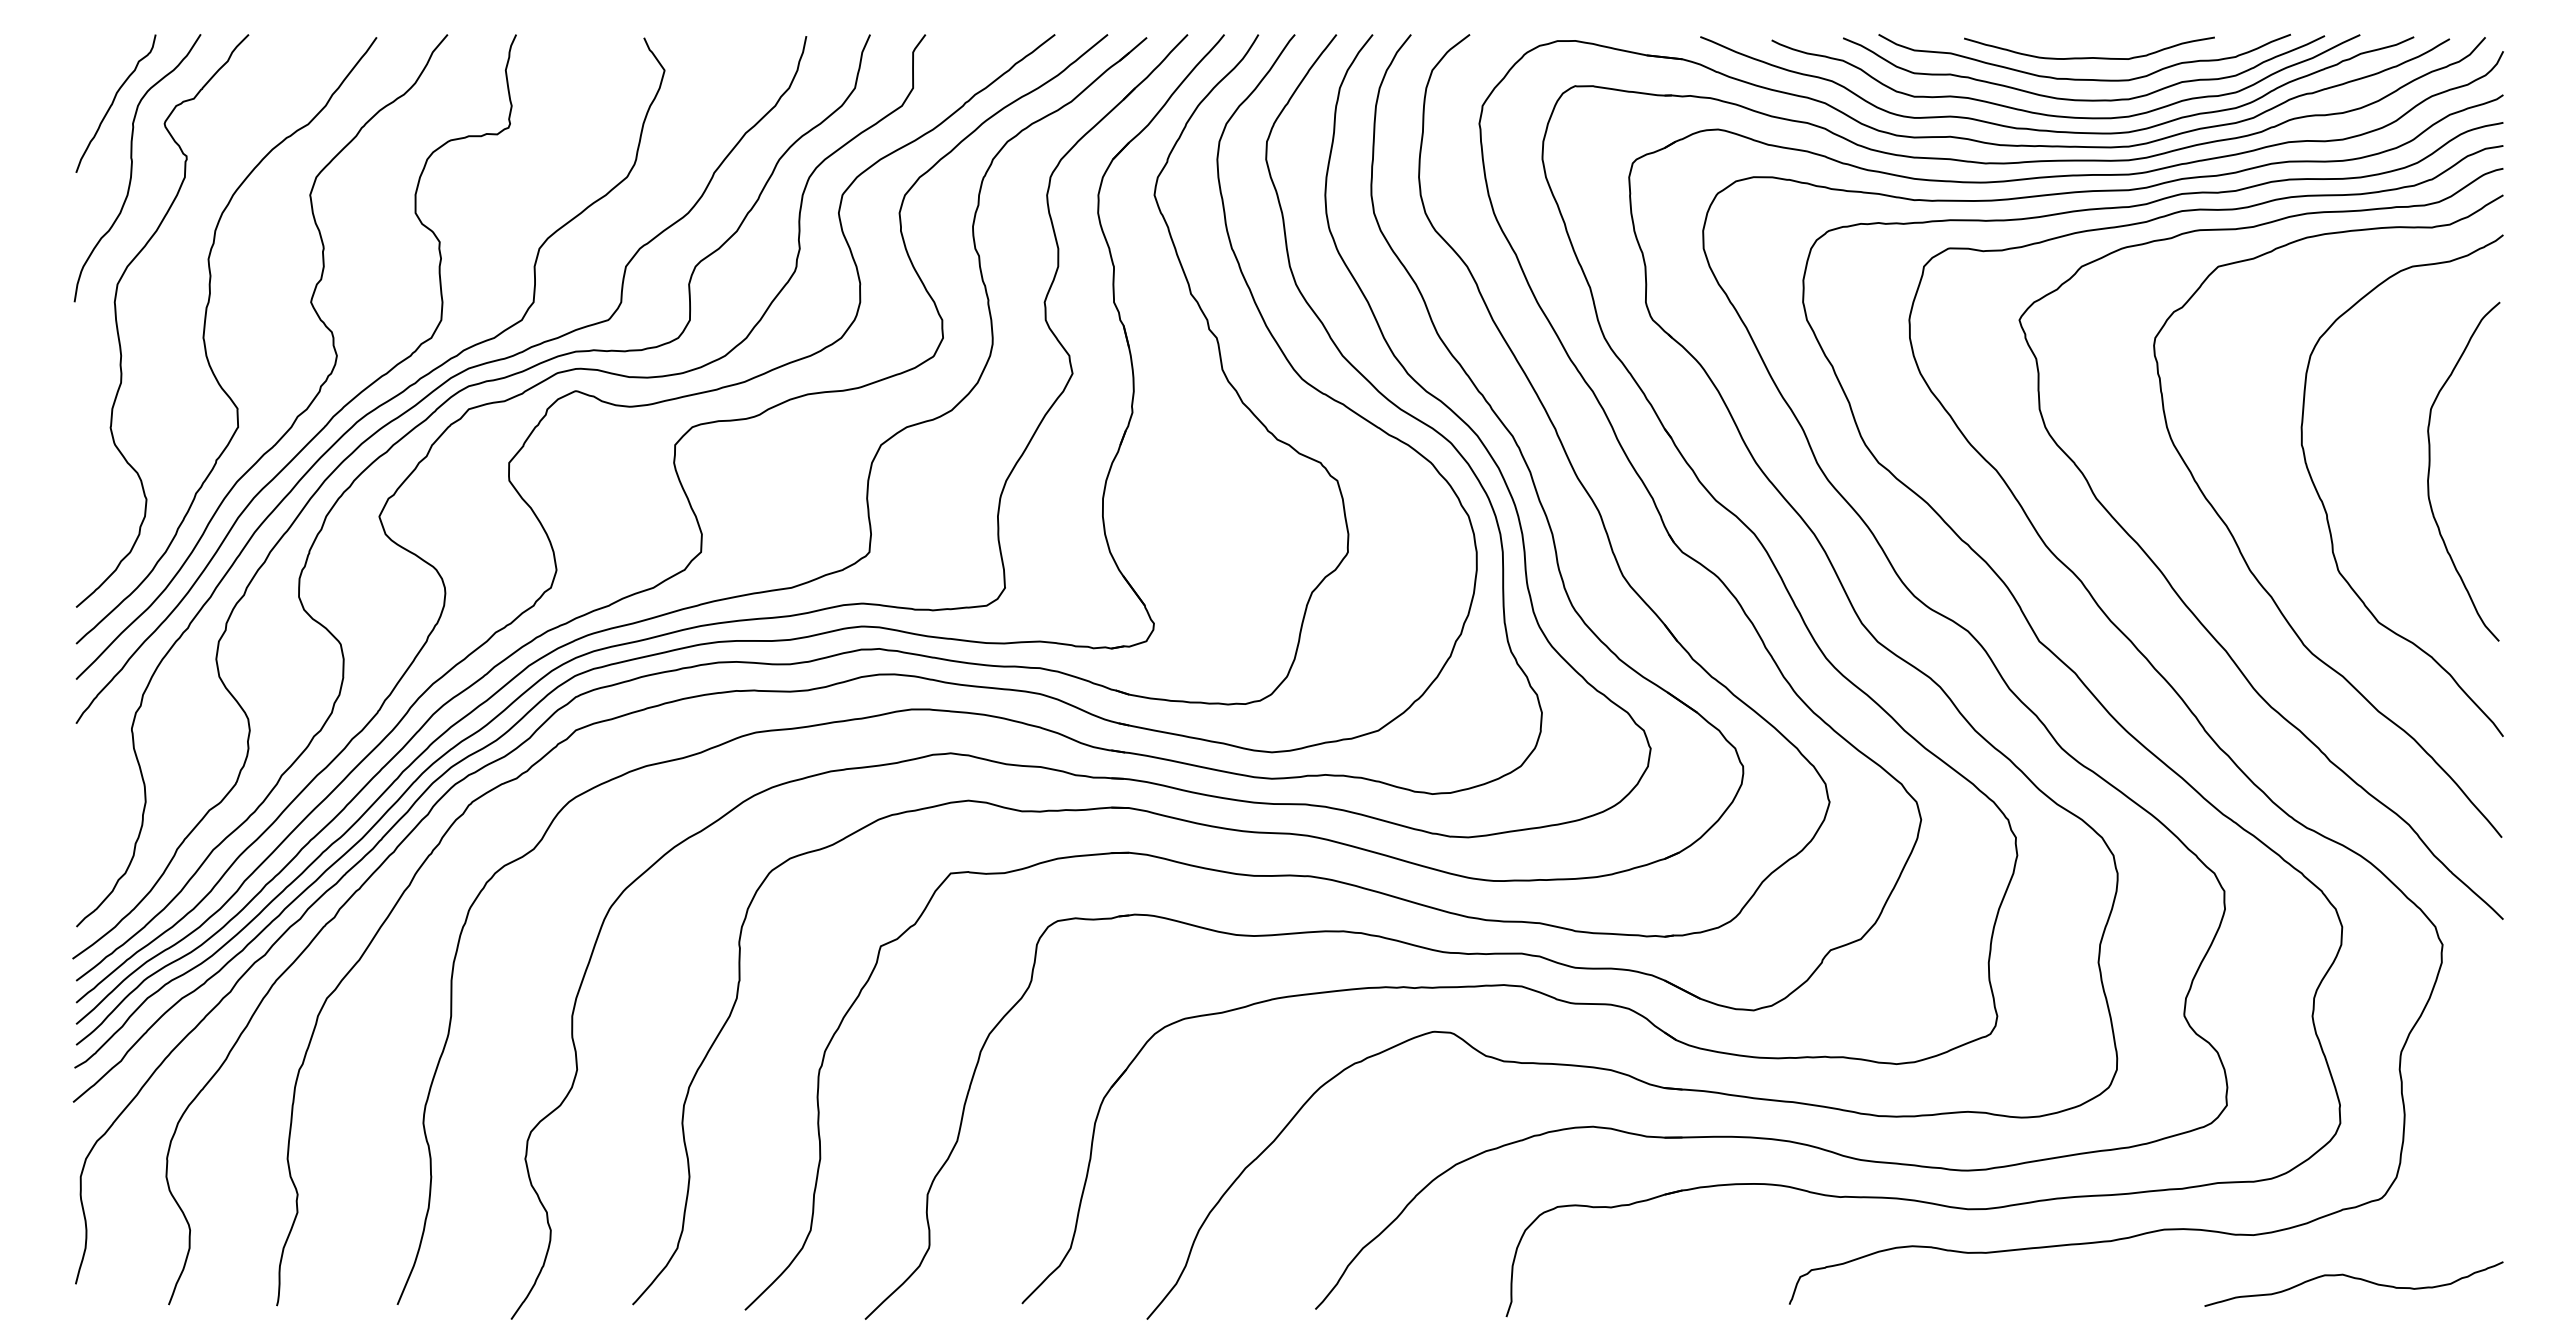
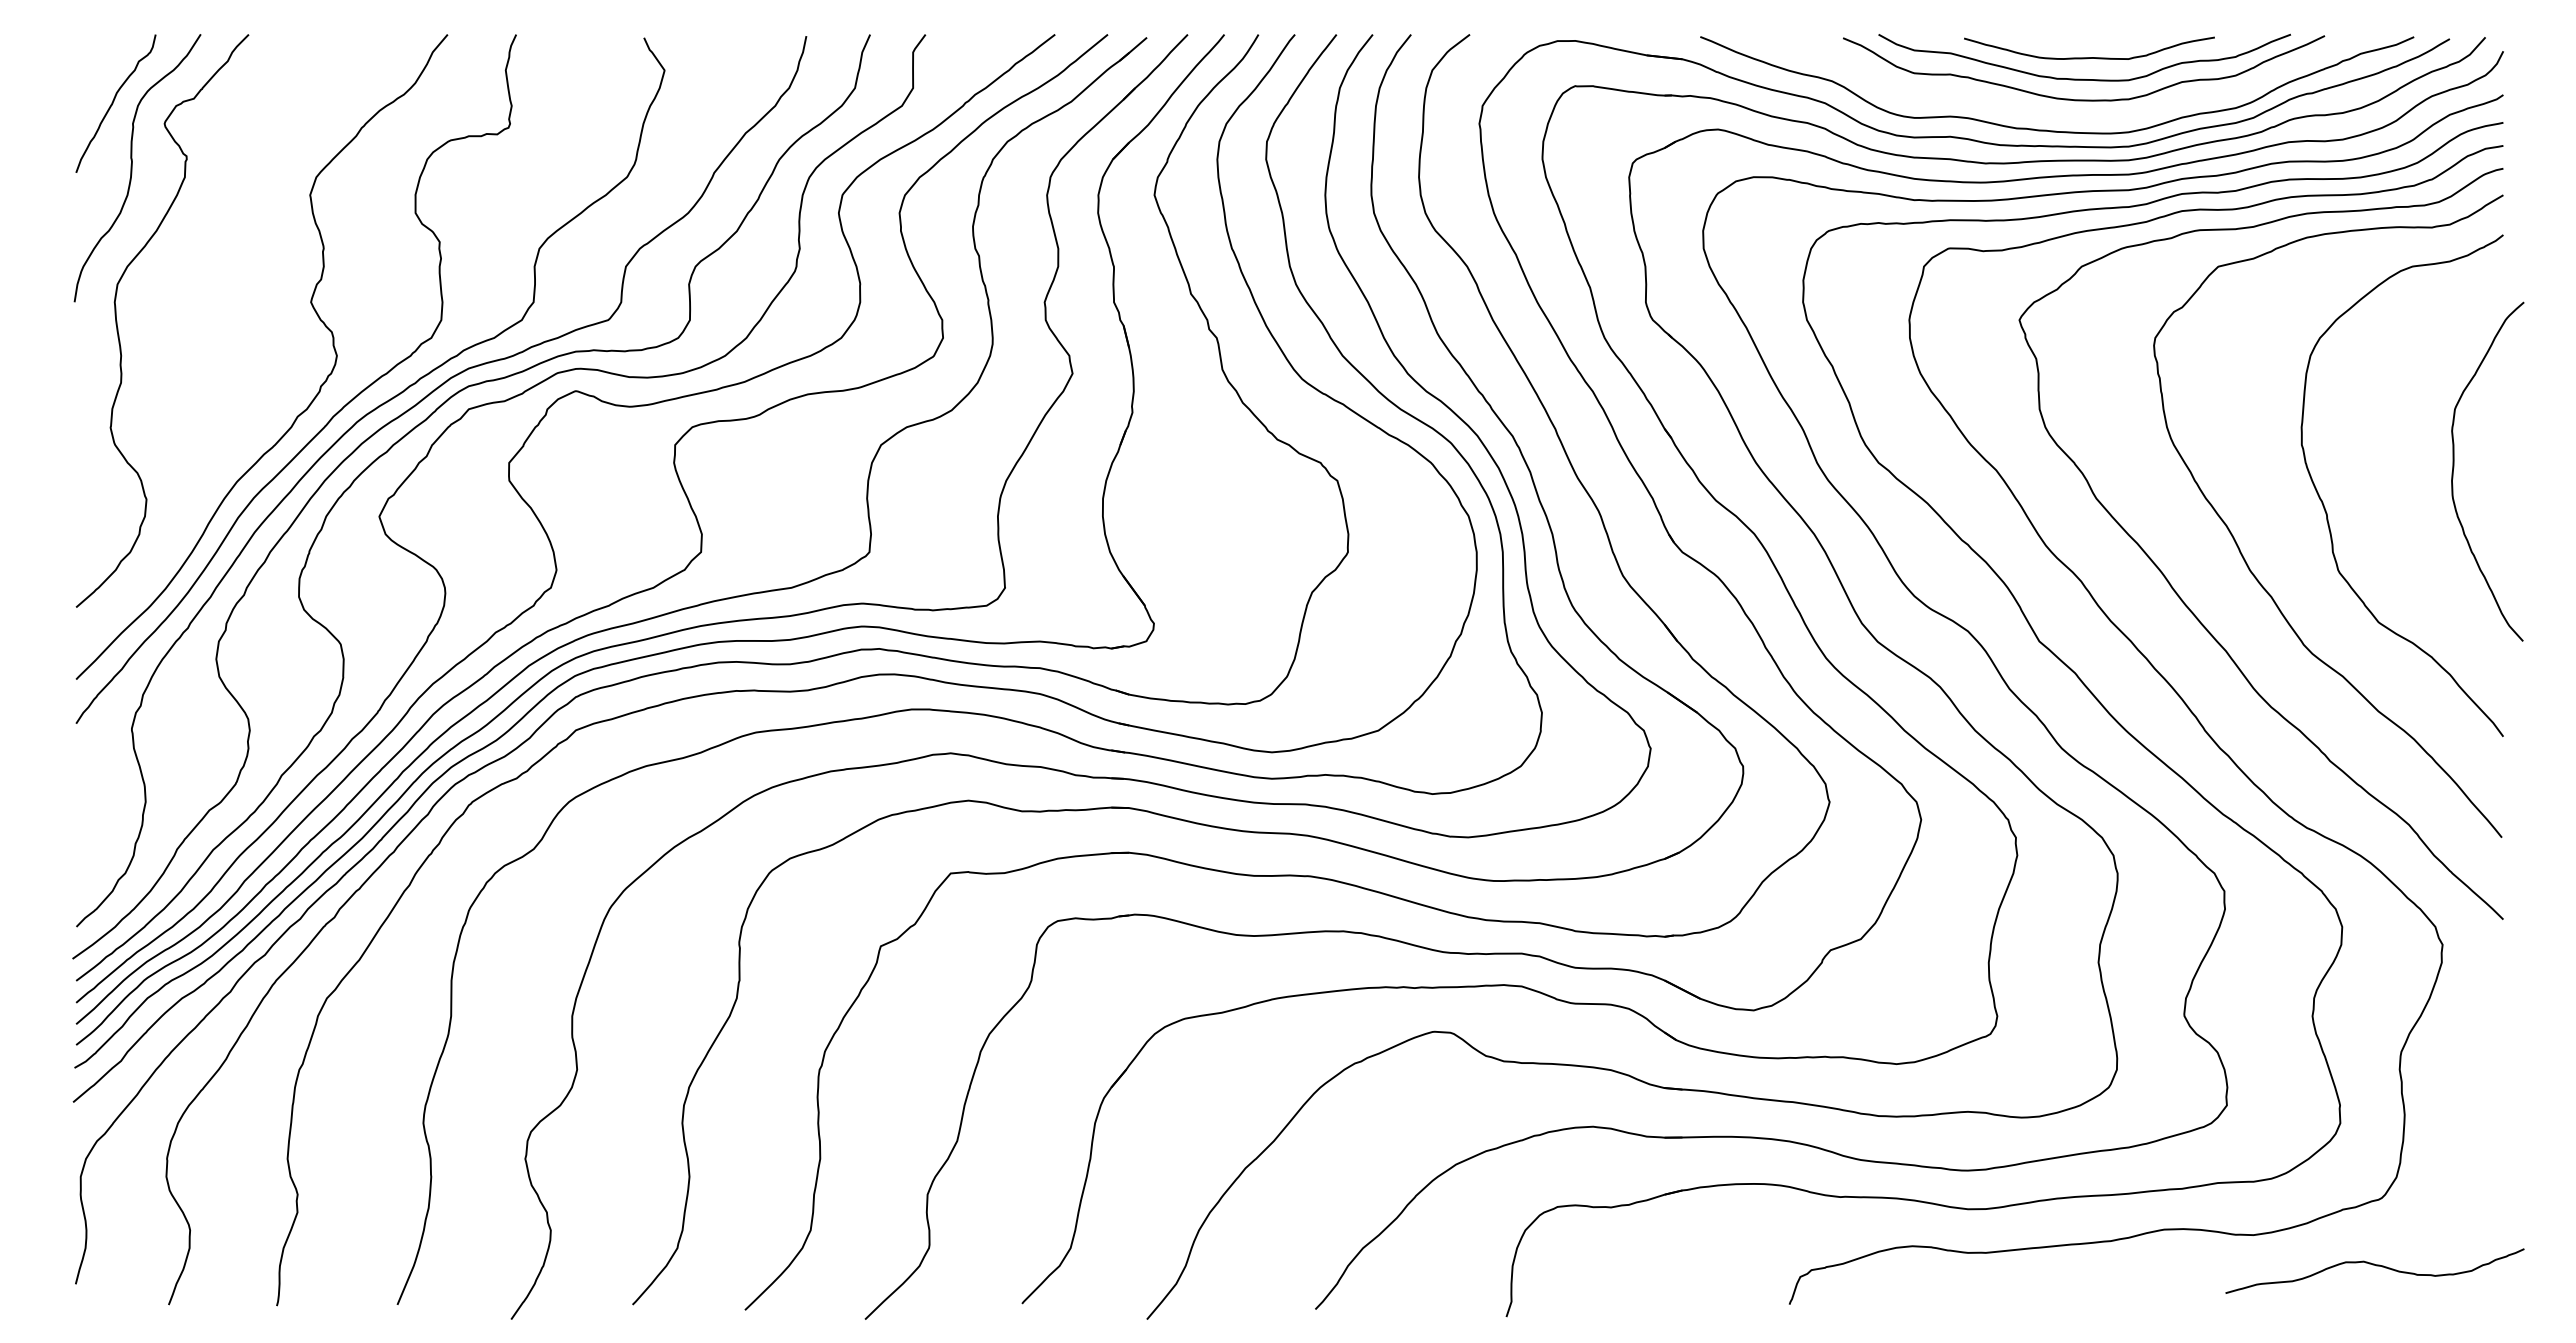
curve: present -> none (2062, 115)
curve: present -> none (205, 341)
curve position: (2430, 468) -> (2454, 468) (2454, 468)
curve position: (2355, 1279) -> (2376, 1266) (2376, 1266)
